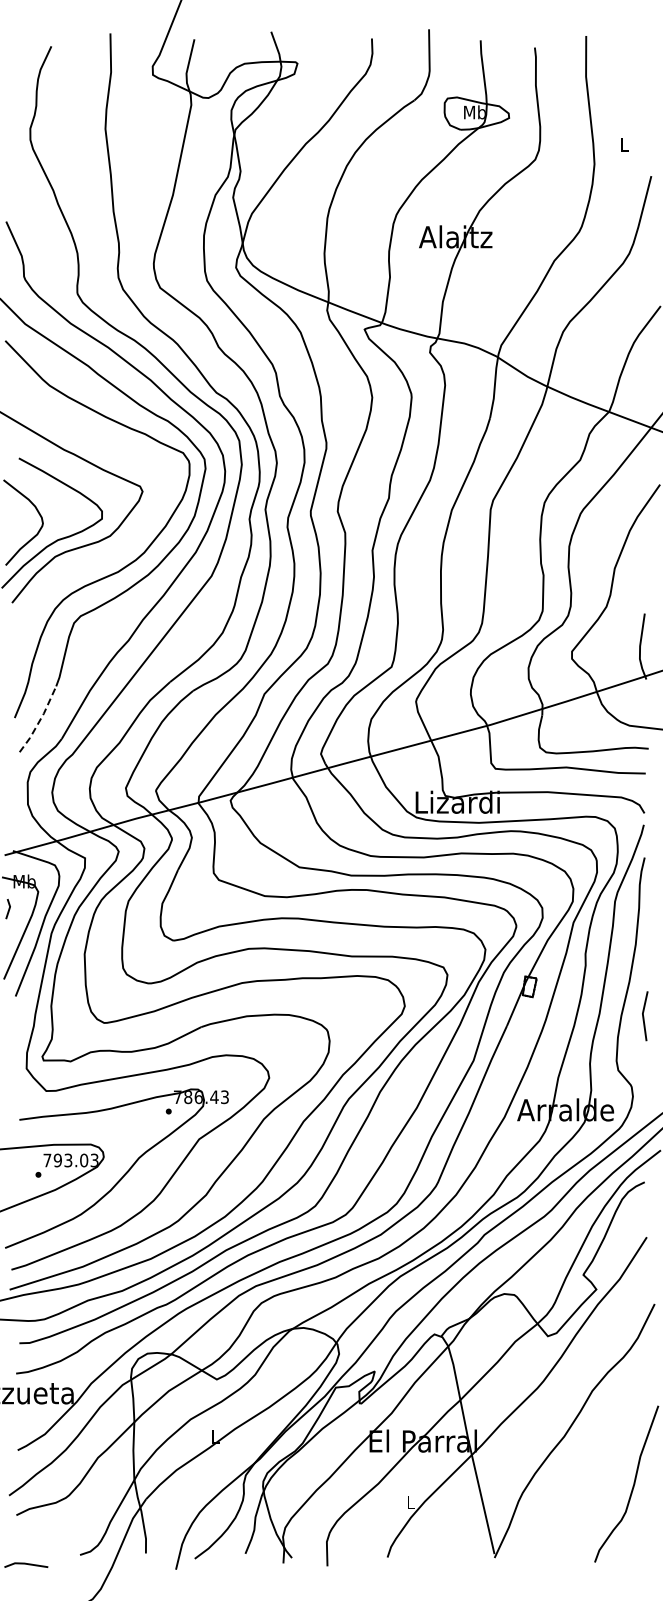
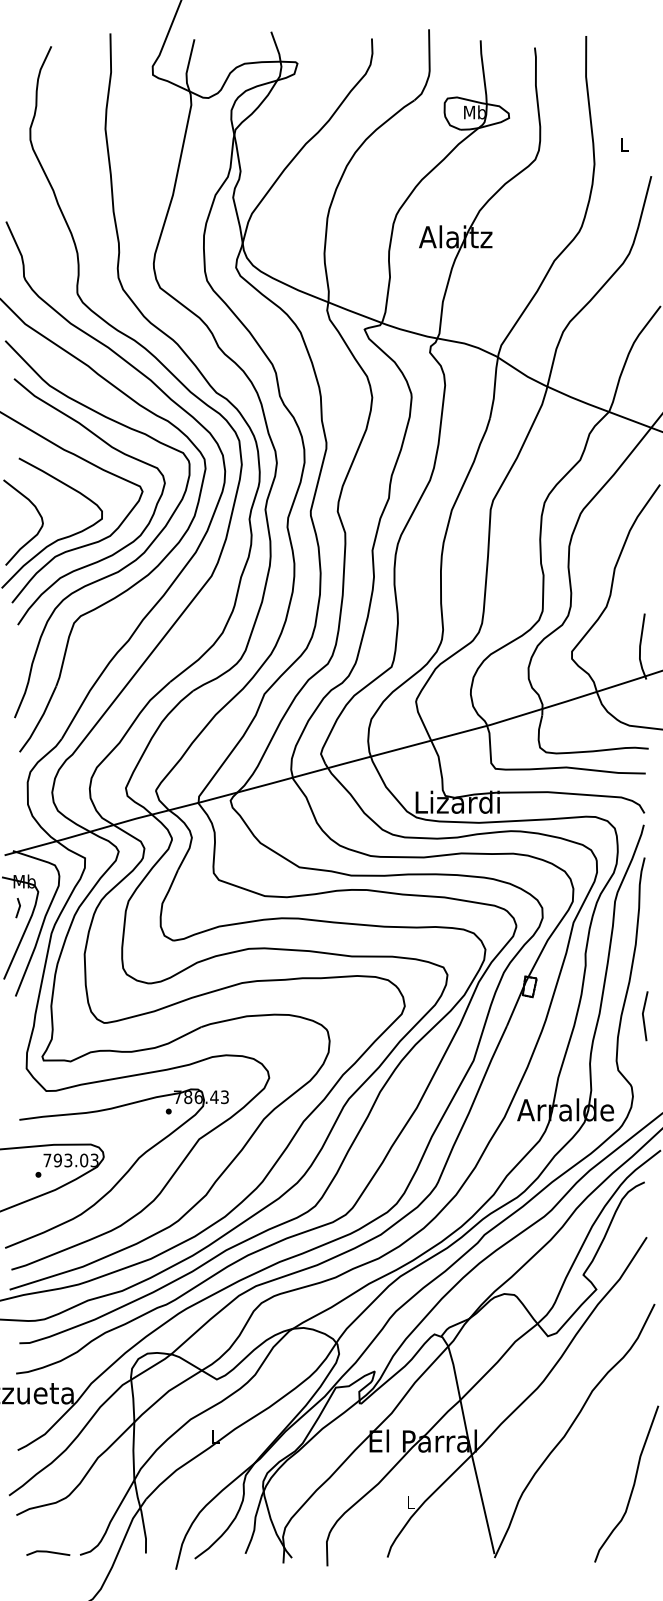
curve: none -> present (120, 548)
line: dashed -> solid (40, 719)
line position: (8, 909) -> (18, 908) (18, 908)
line position: (26, 1564) -> (48, 1552) (48, 1552)
